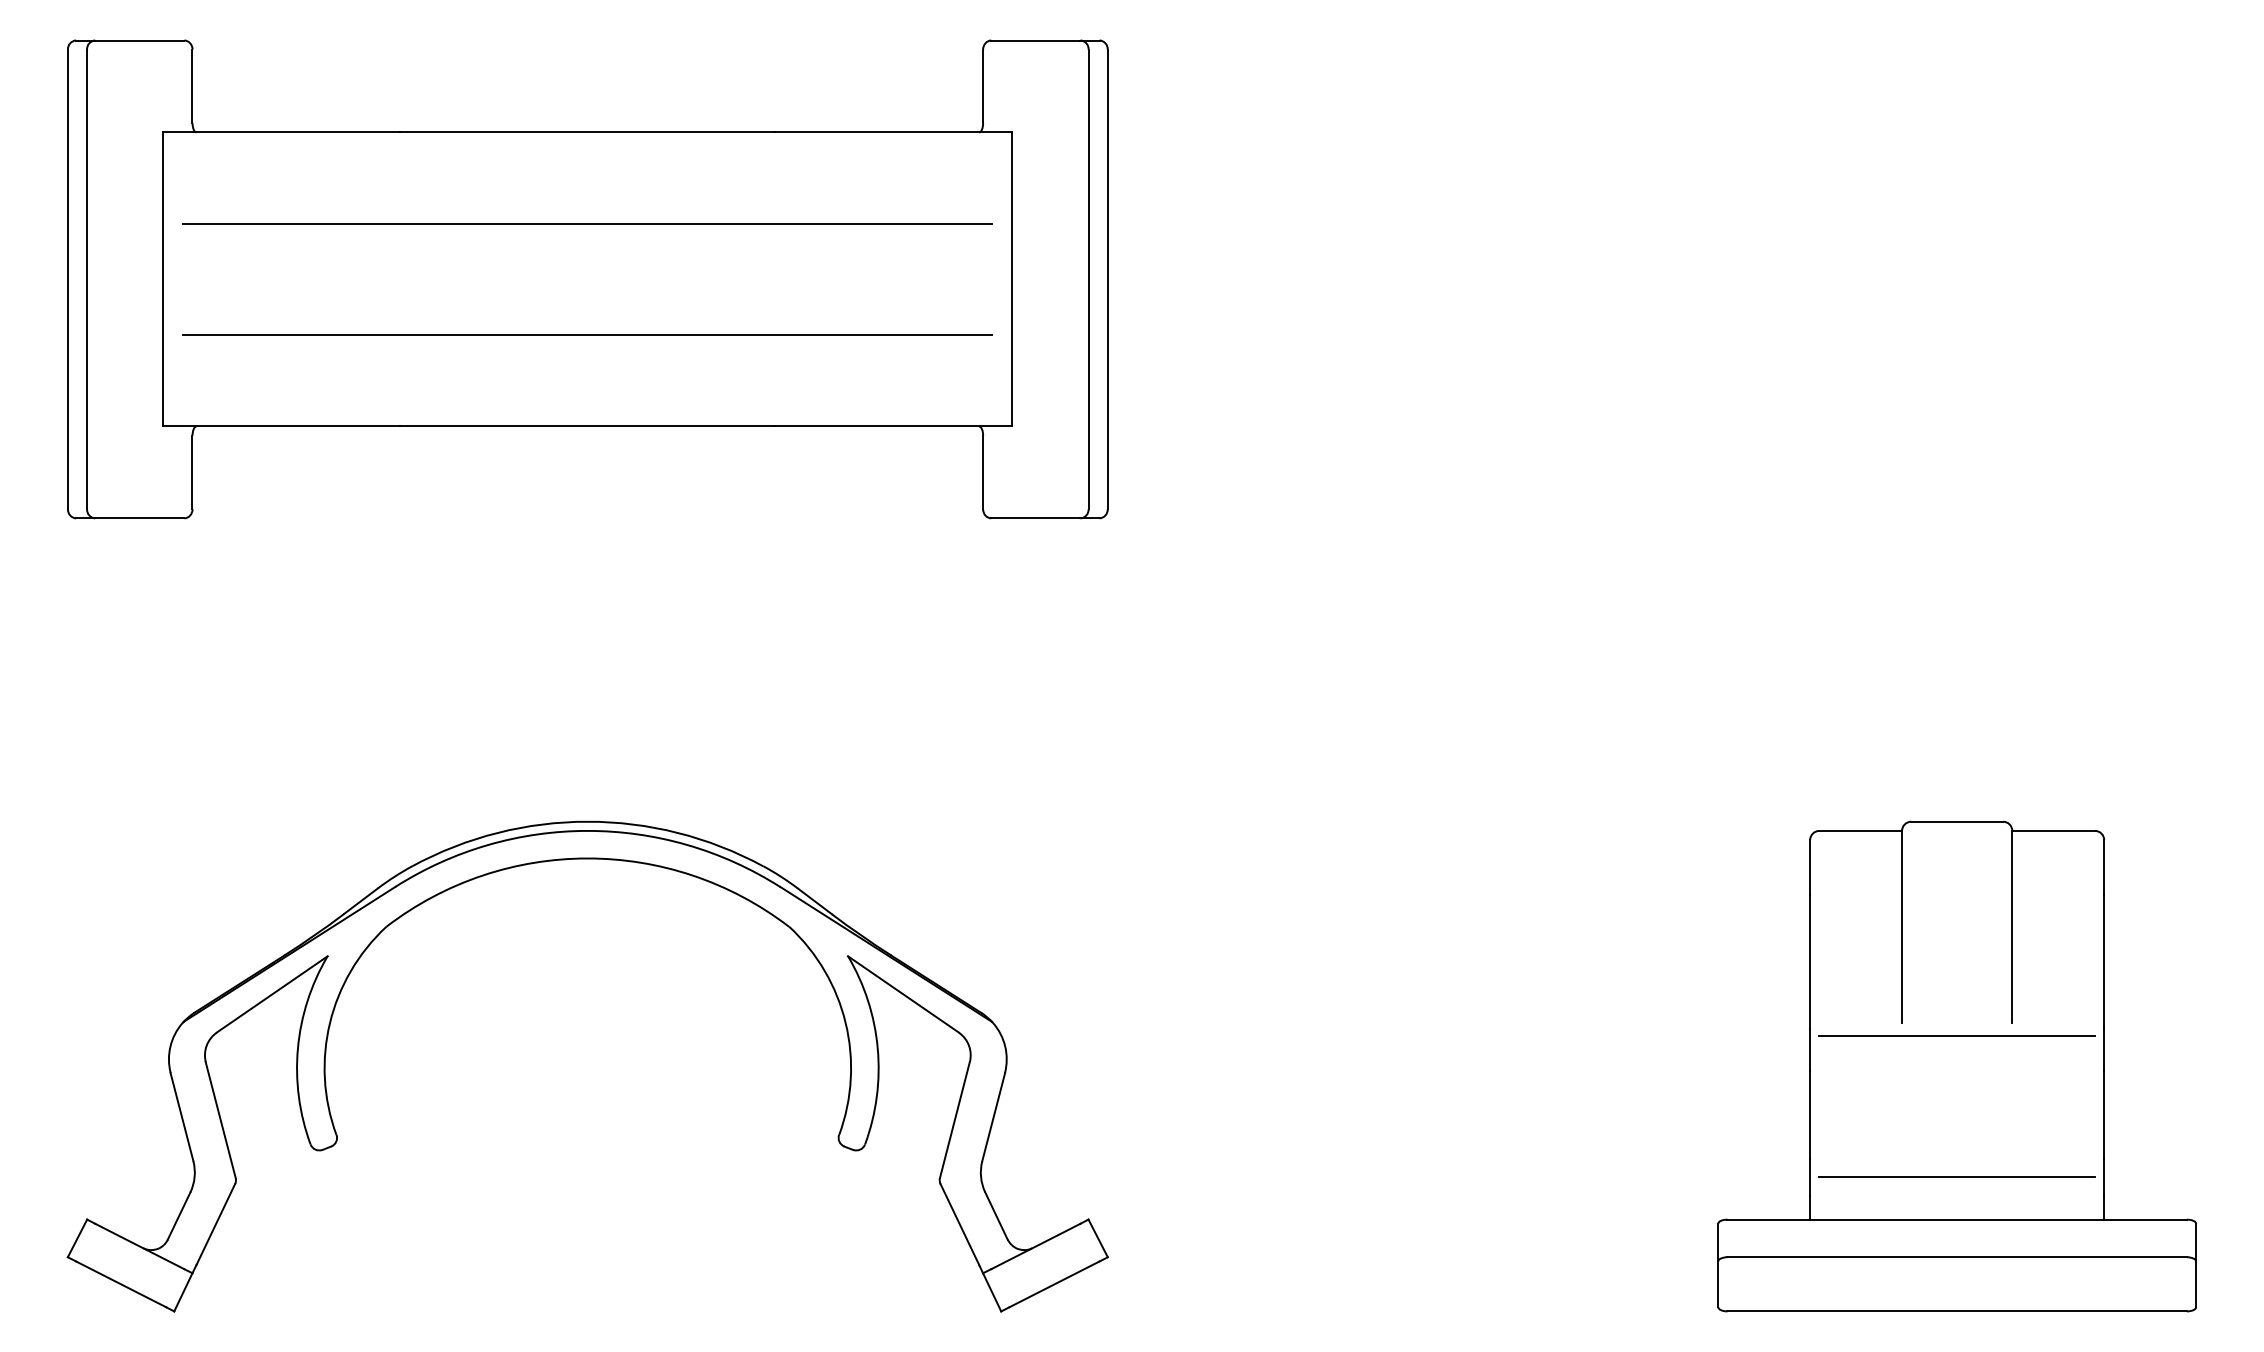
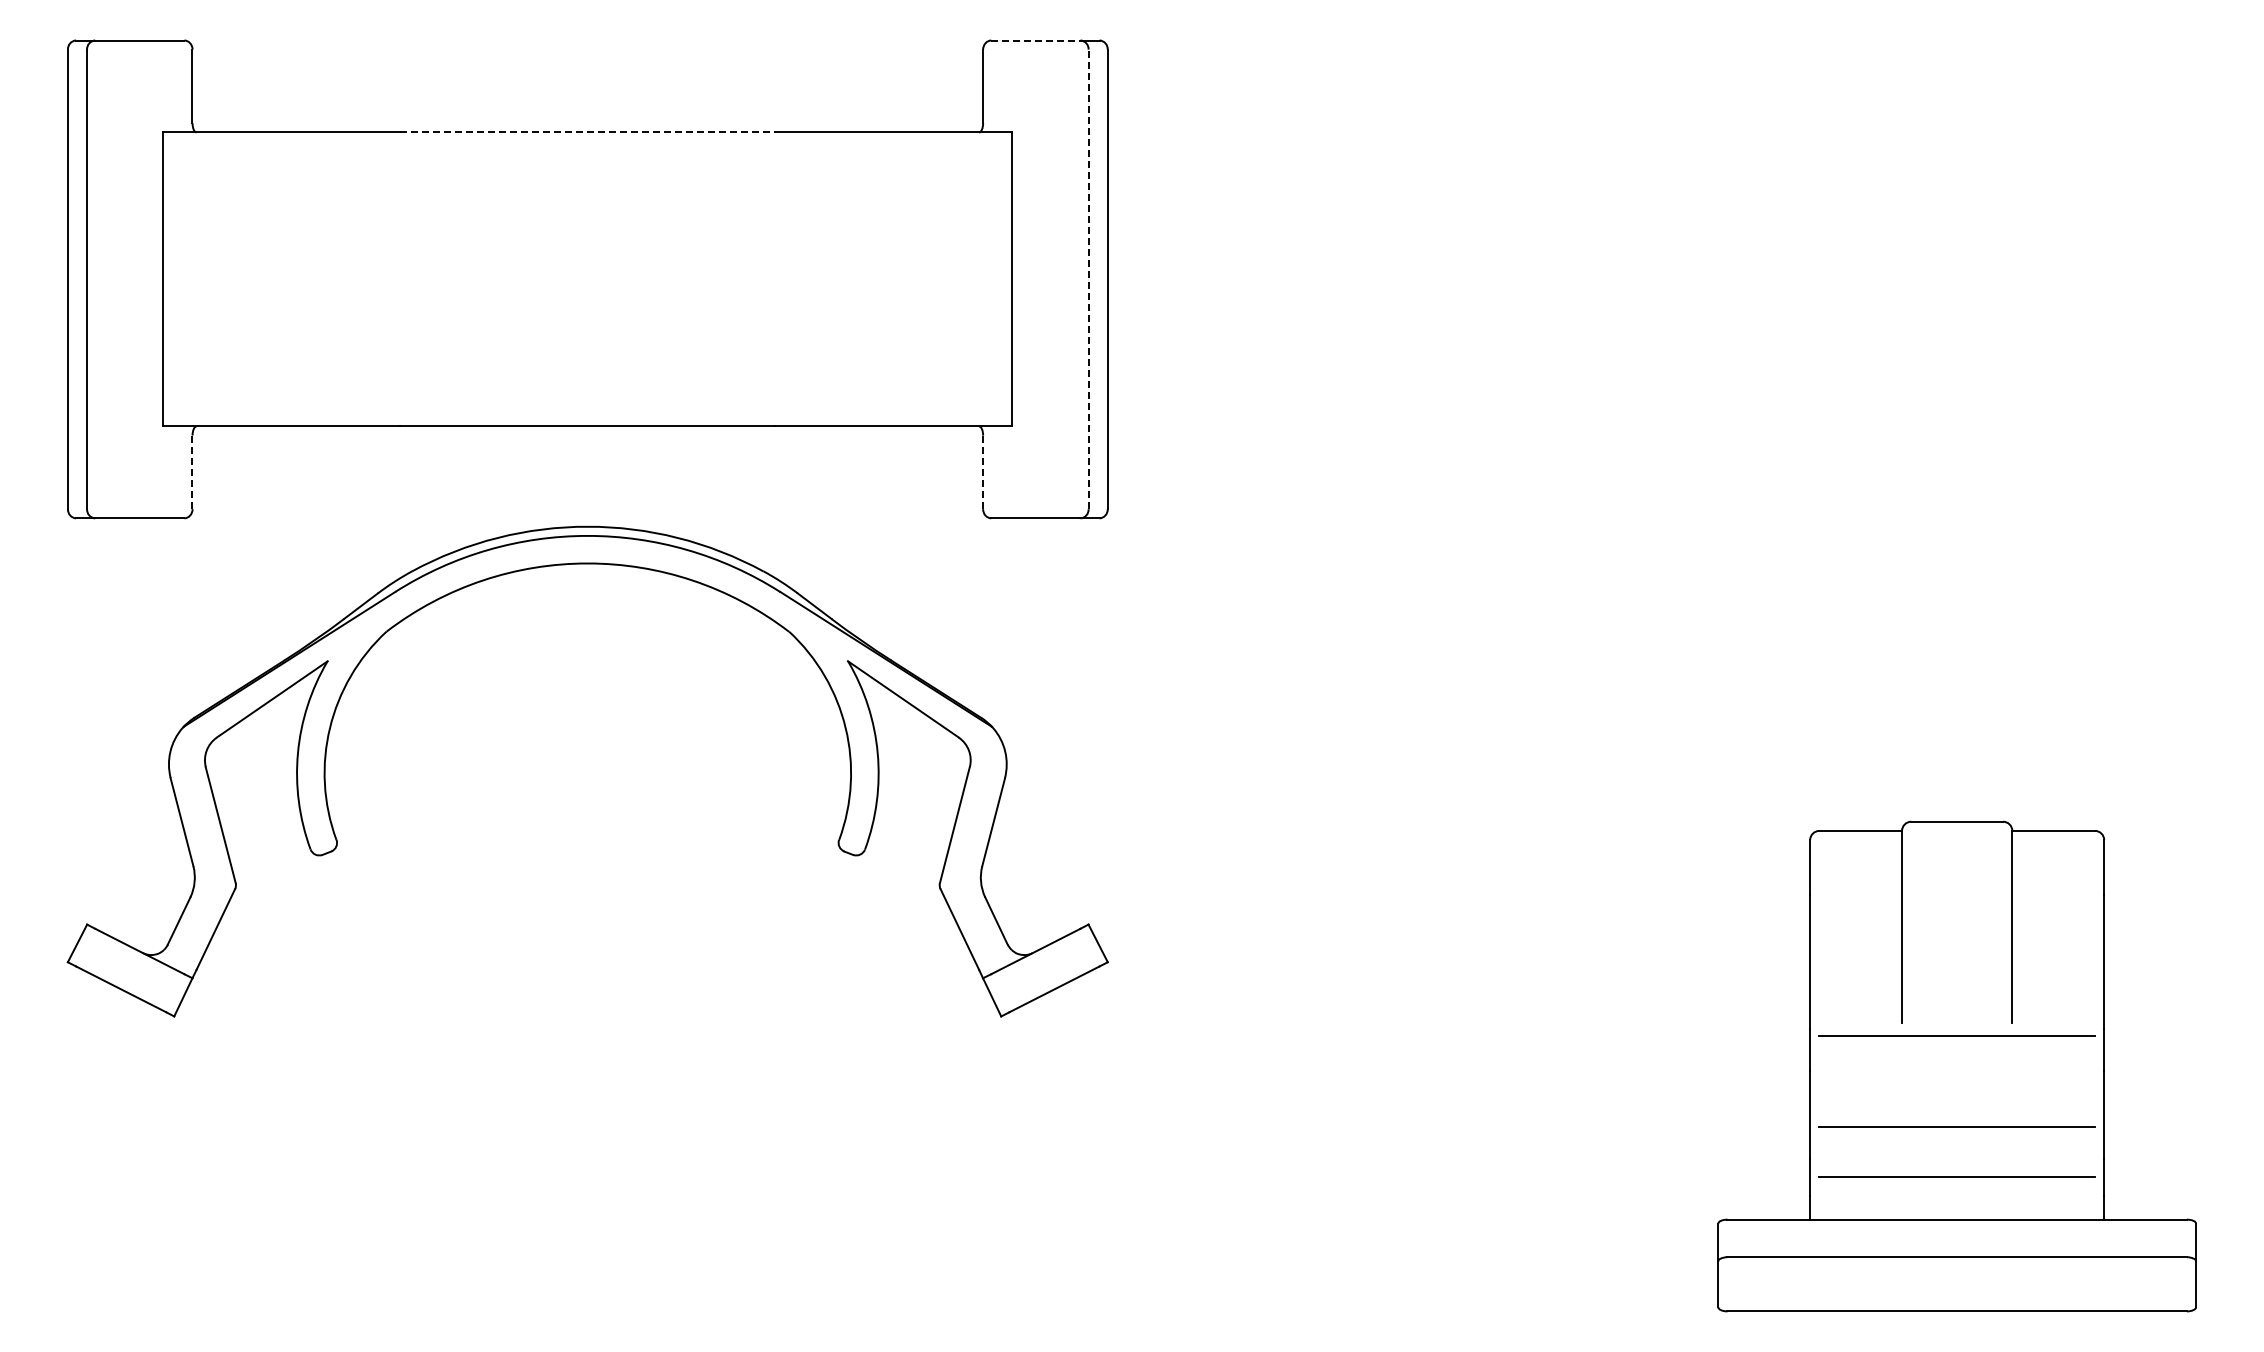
line: solid -> dashed (1035, 40)
line: solid -> dashed (587, 132)
line: present -> none (587, 224)
line: solid -> dashed (1088, 279)
line: present -> none (587, 334)
line: solid -> dashed (192, 472)
line: solid -> dashed (983, 472)
part position: (587, 859) -> (587, 564) (587, 564)
line: none -> present (1956, 1126)
